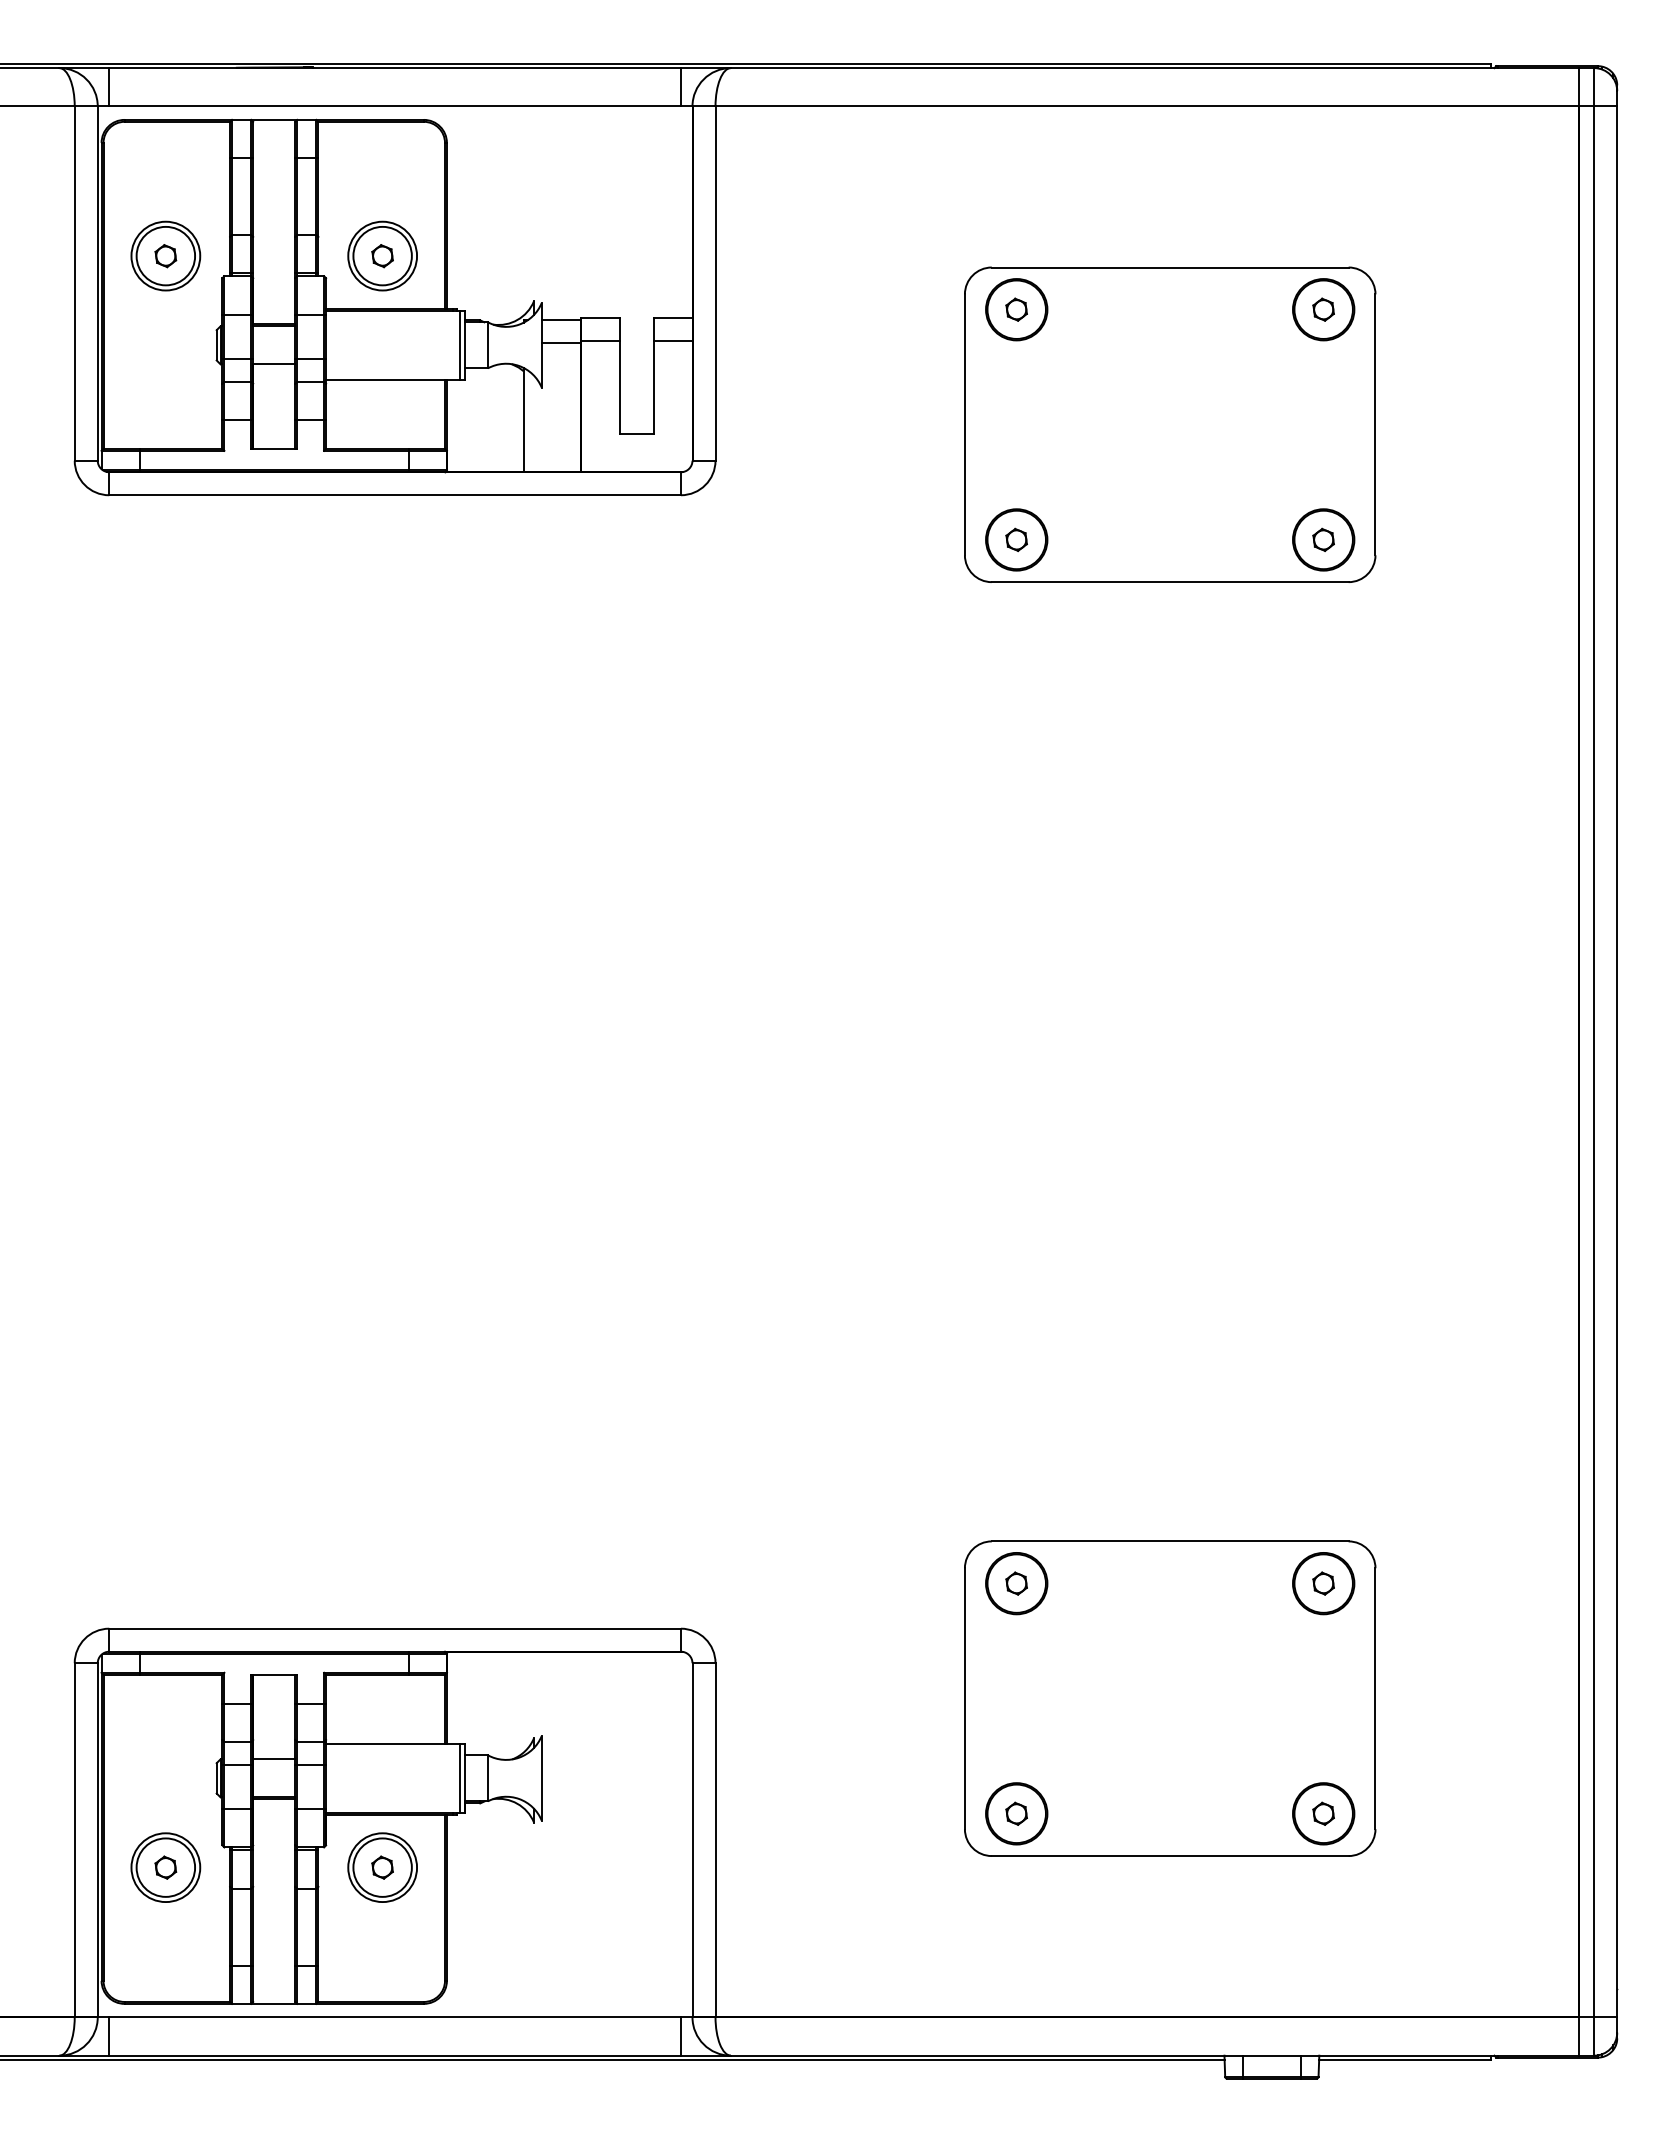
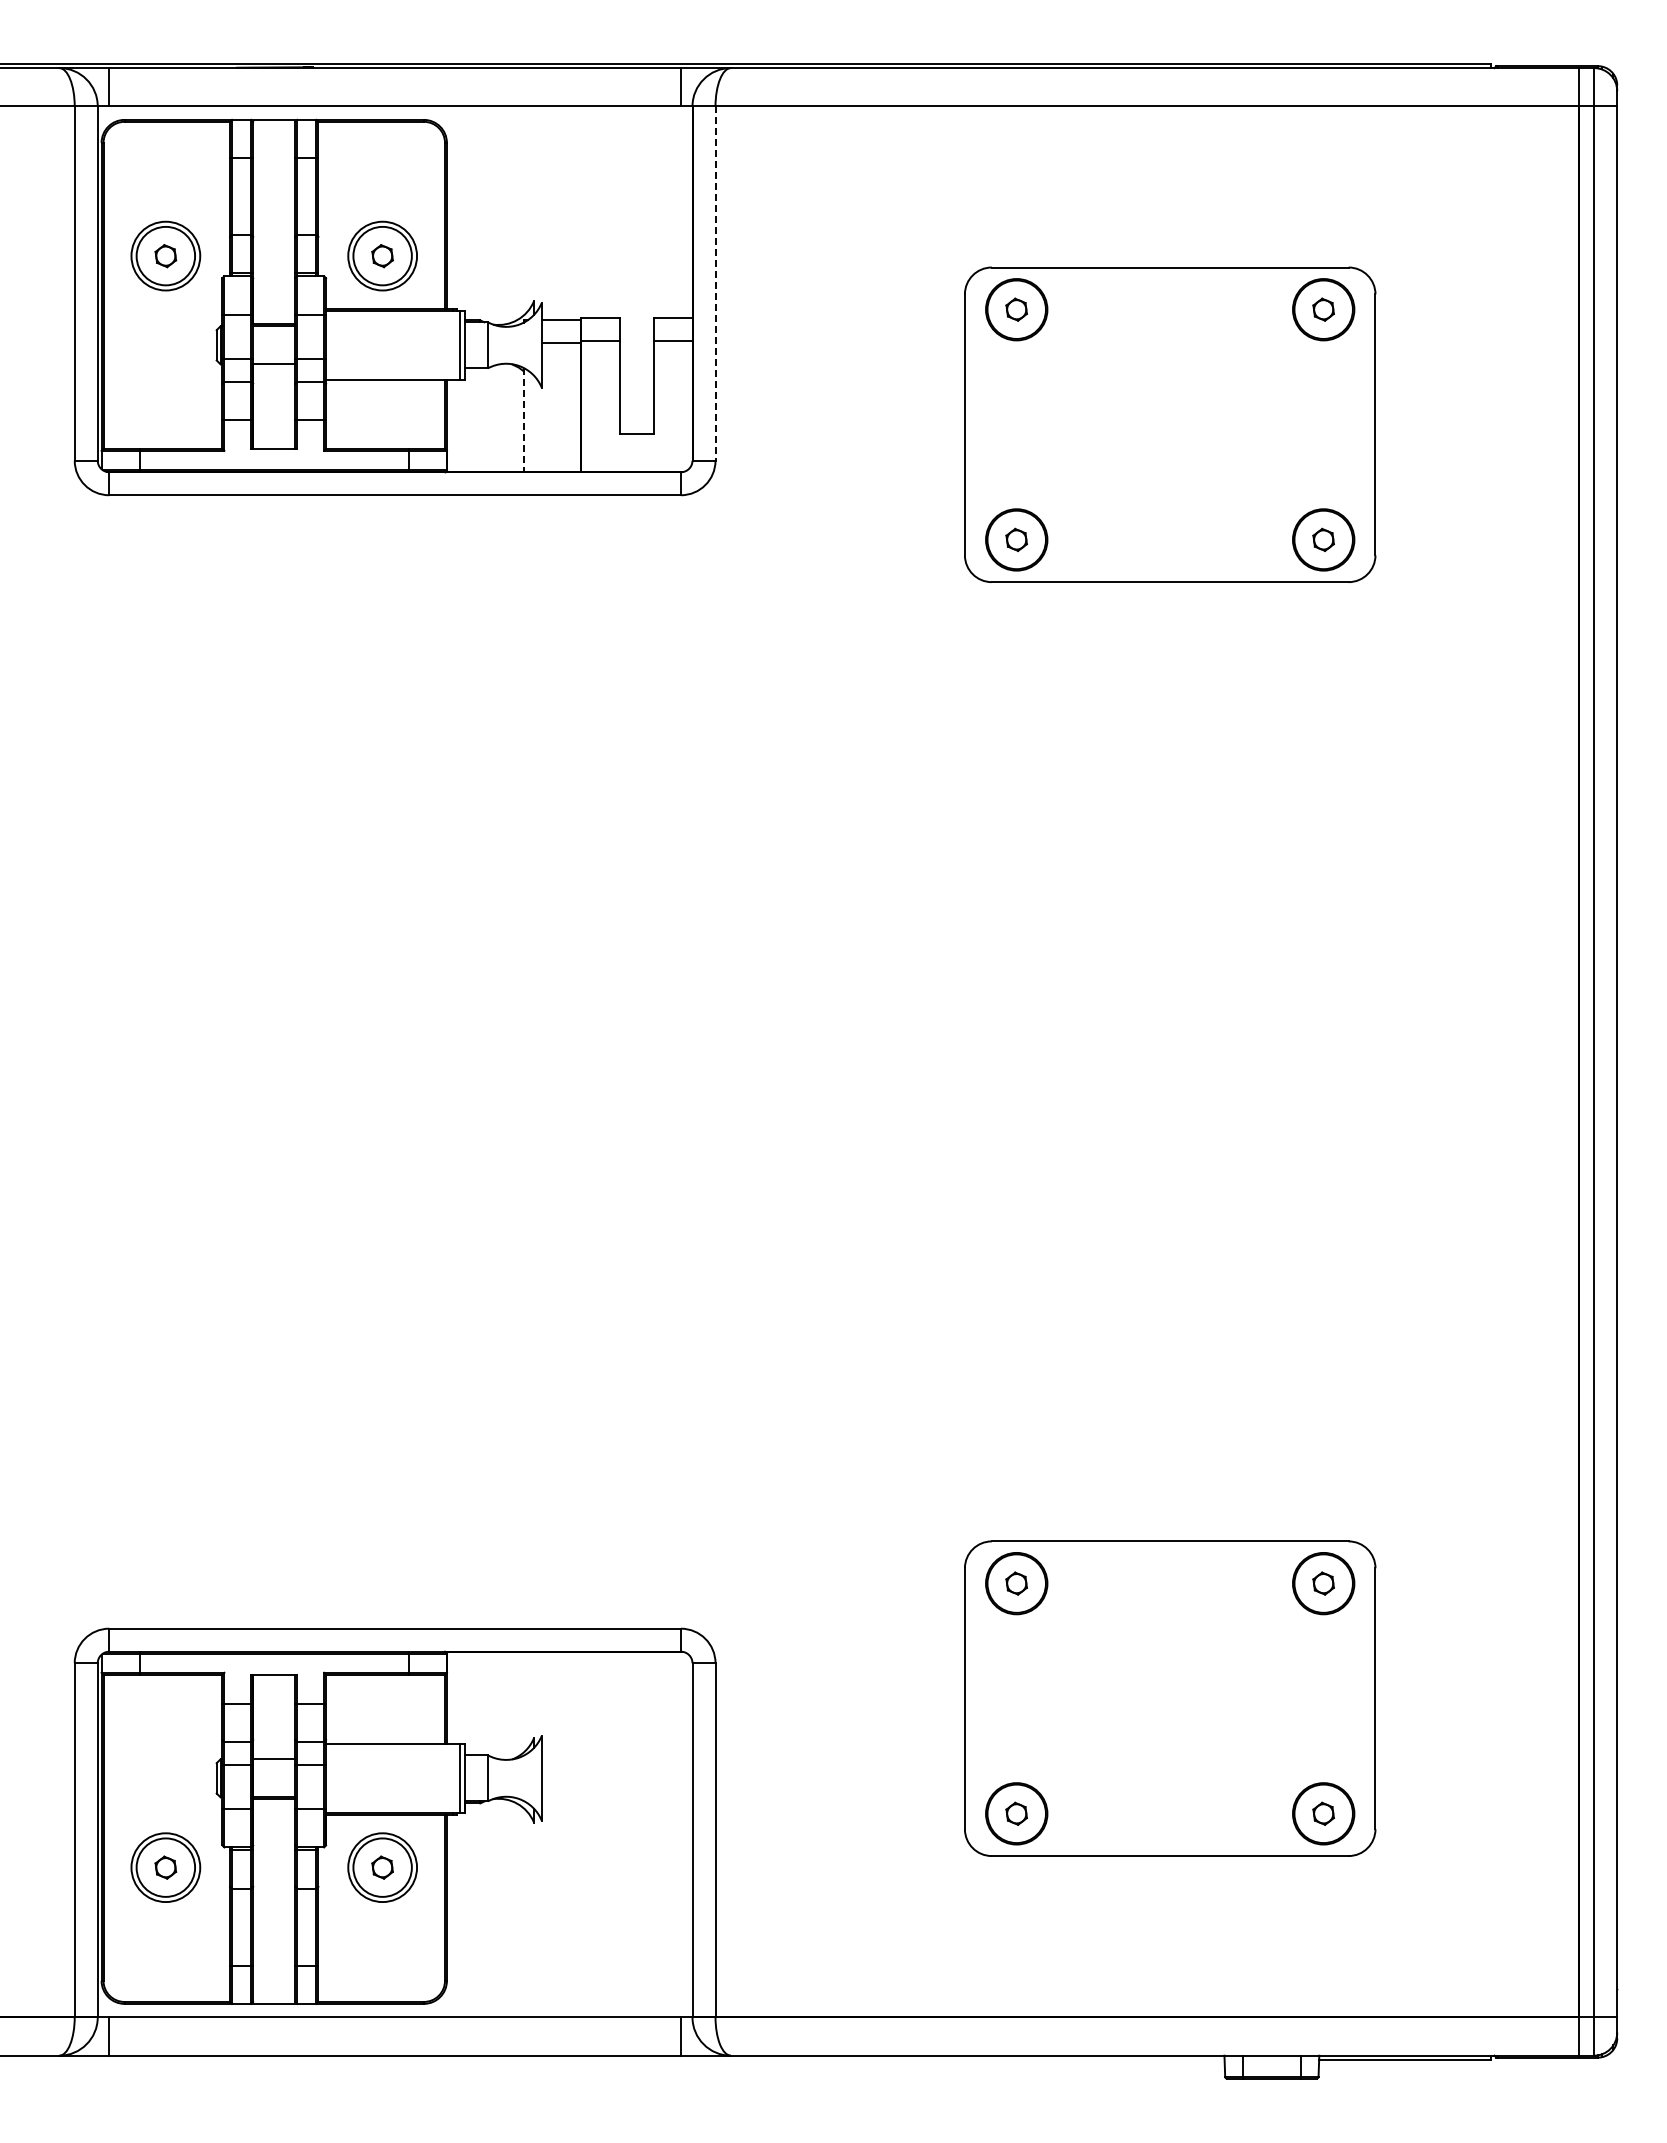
line: solid -> dashed (715, 284)
line: solid -> dashed (523, 419)
line: present -> none (613, 2059)
